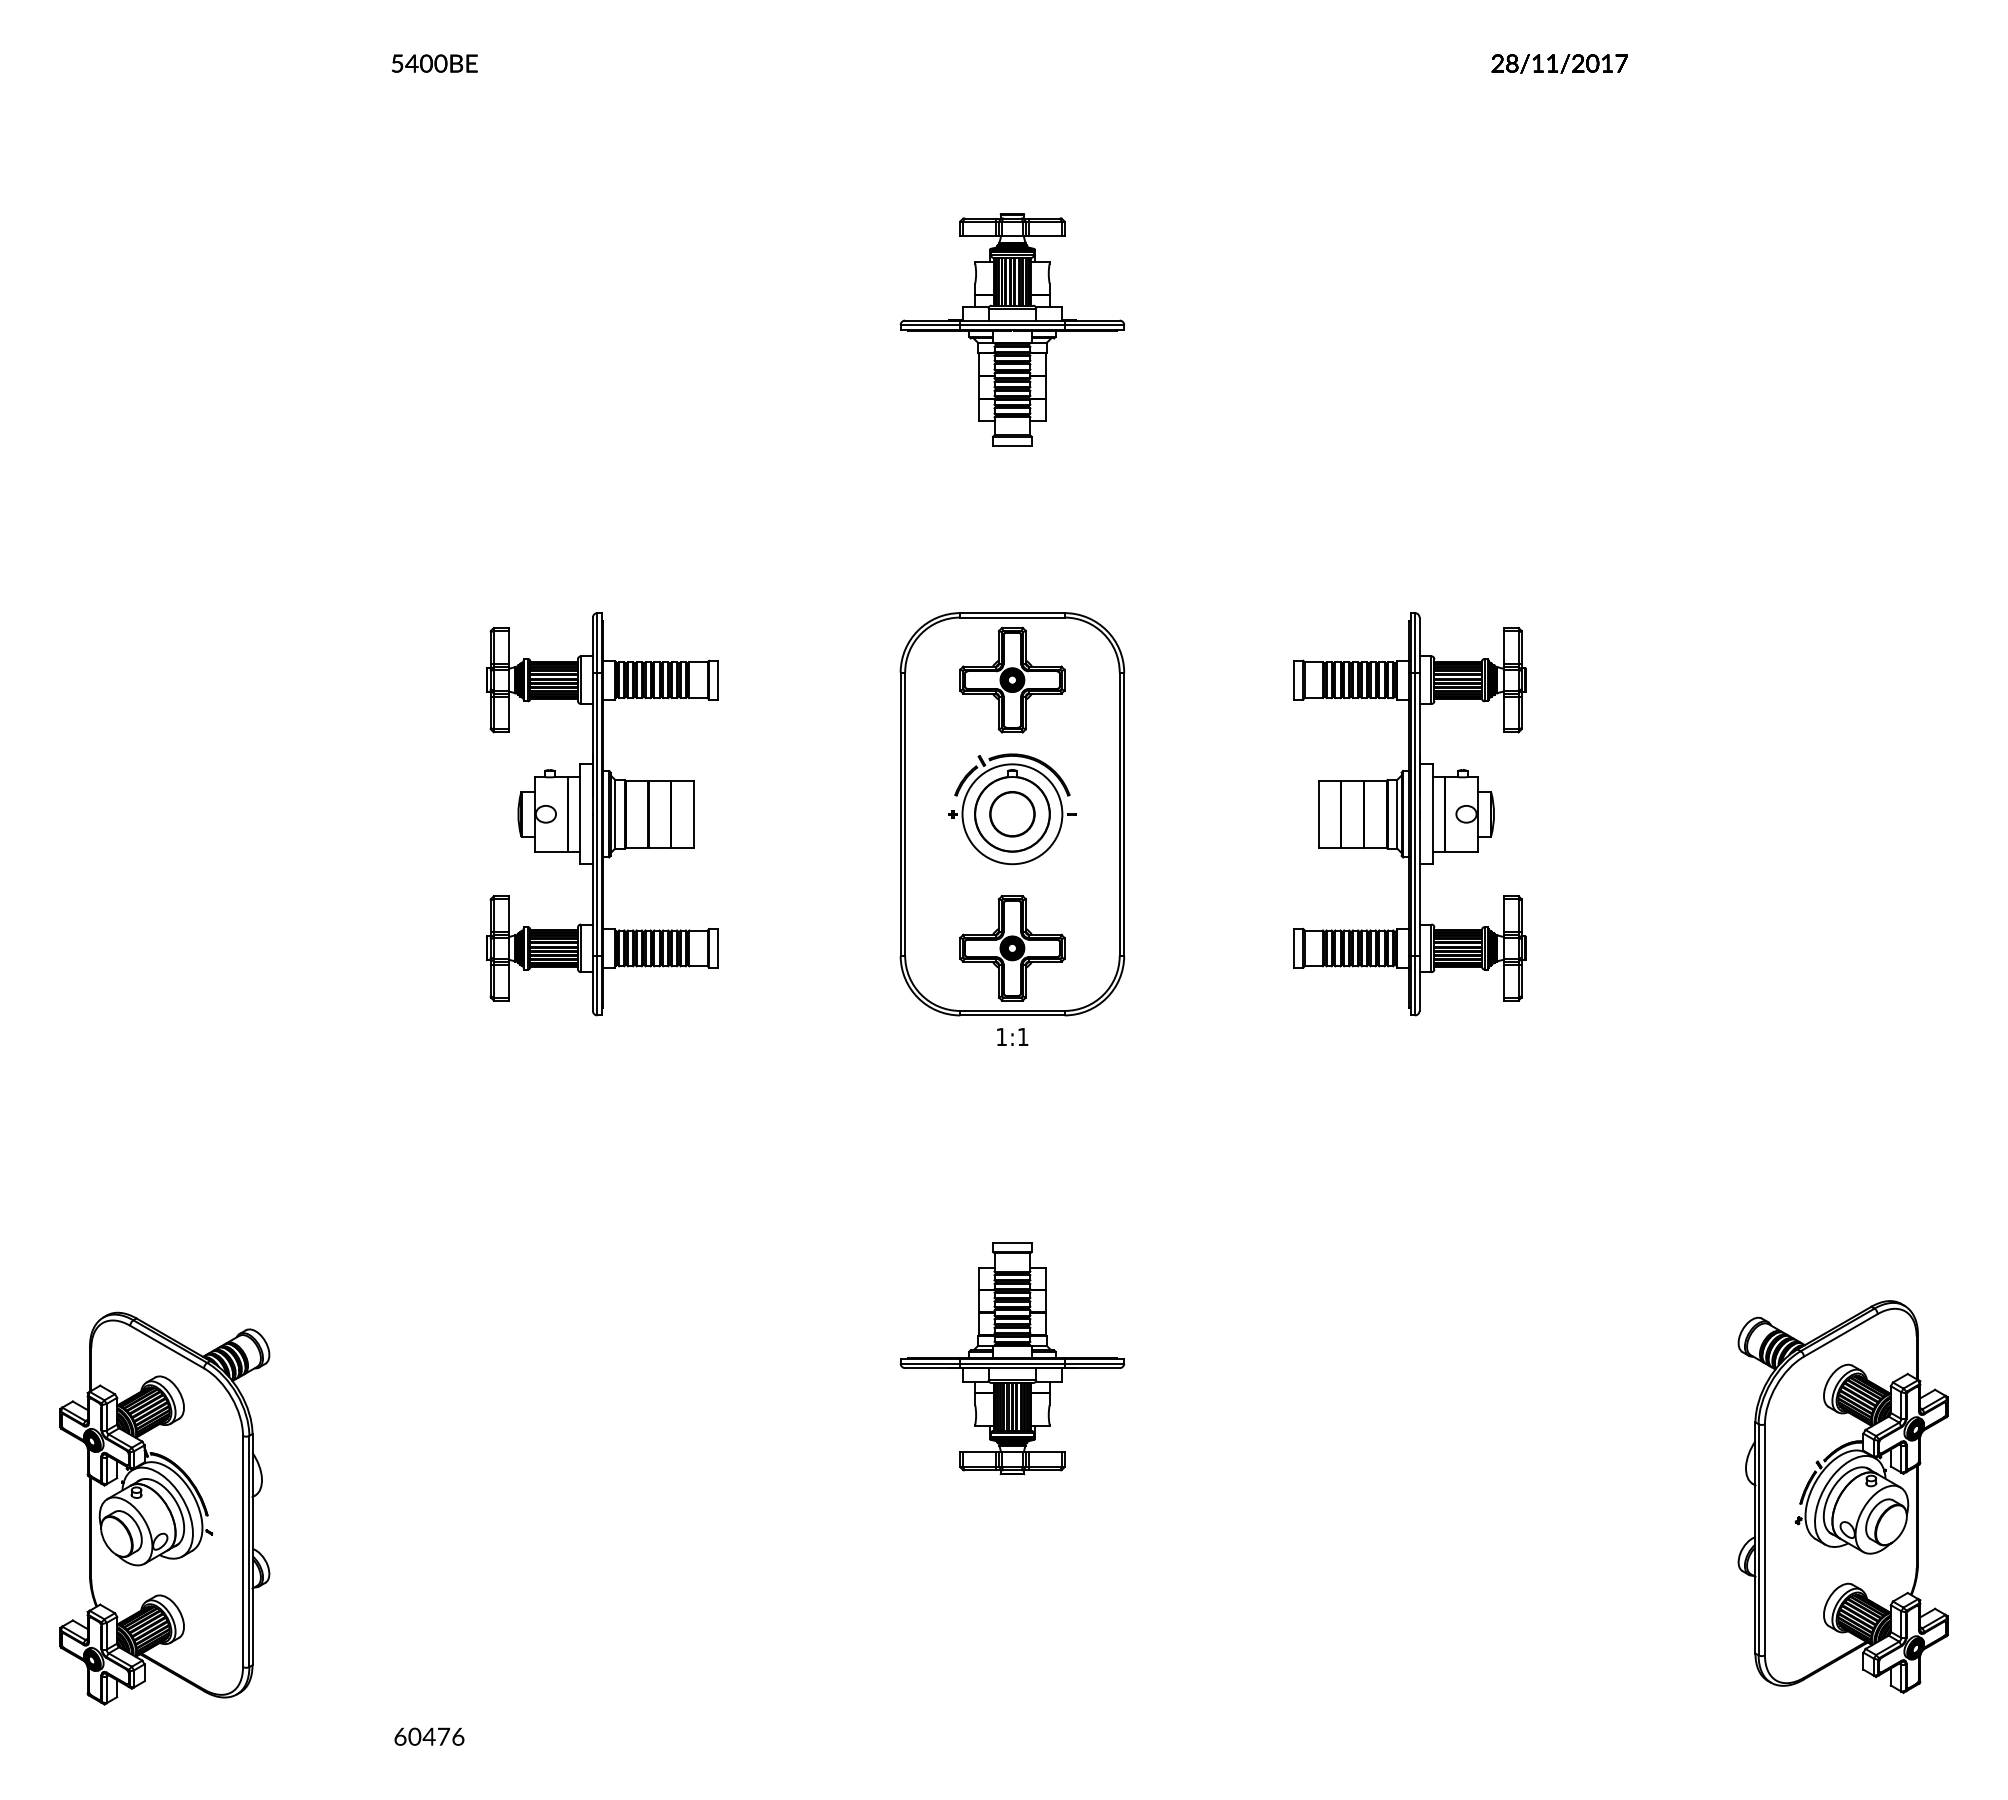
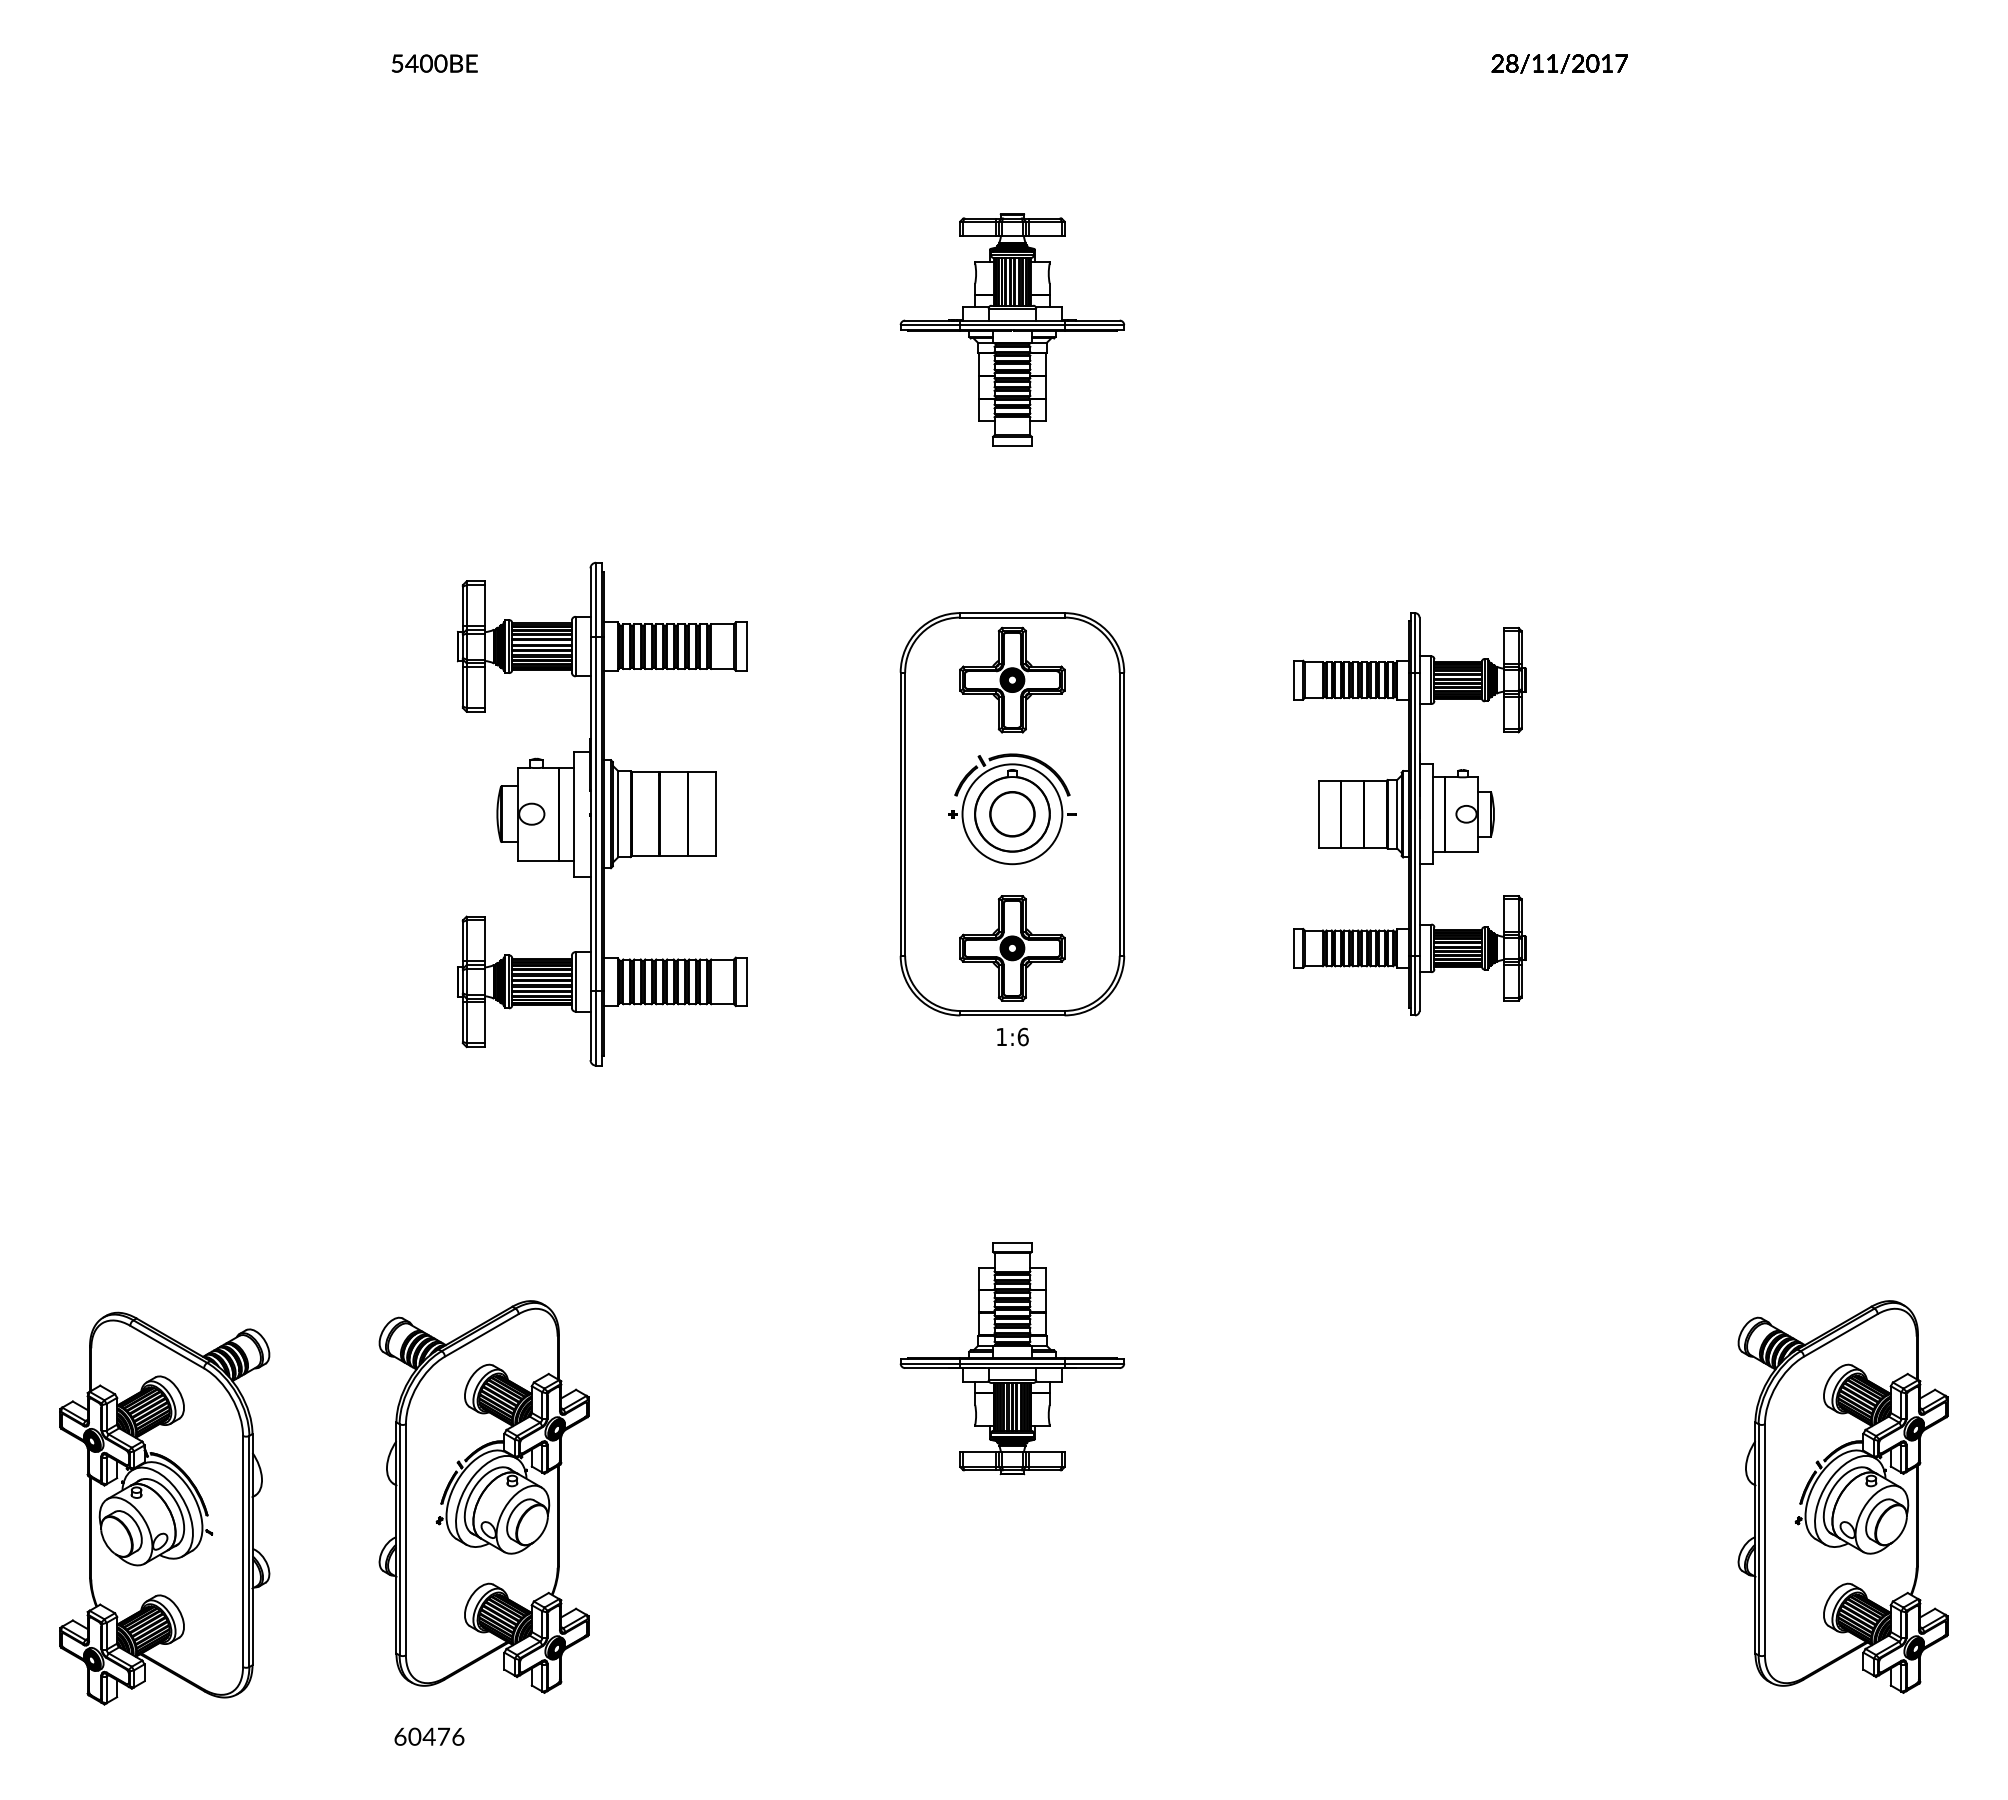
part size: 233x405 px -> 291x506 px (602, 813)
text: 1:1 -> 1:6 (1022, 1036)
part: none -> present (483, 1496)
